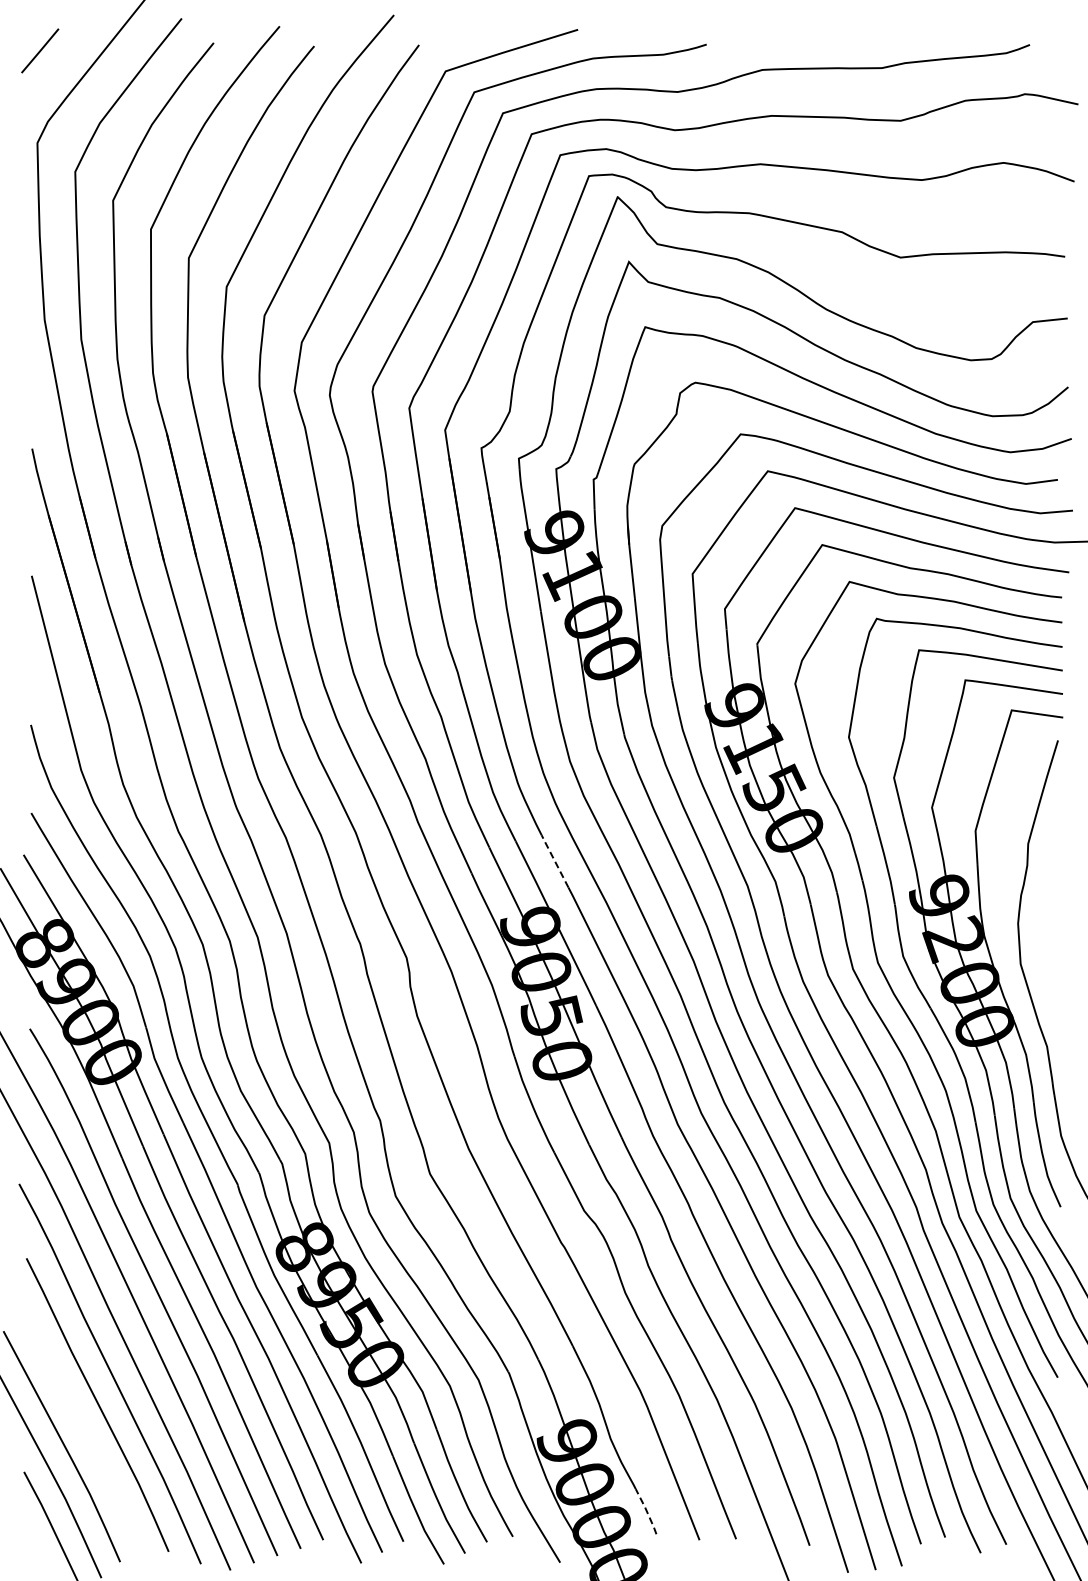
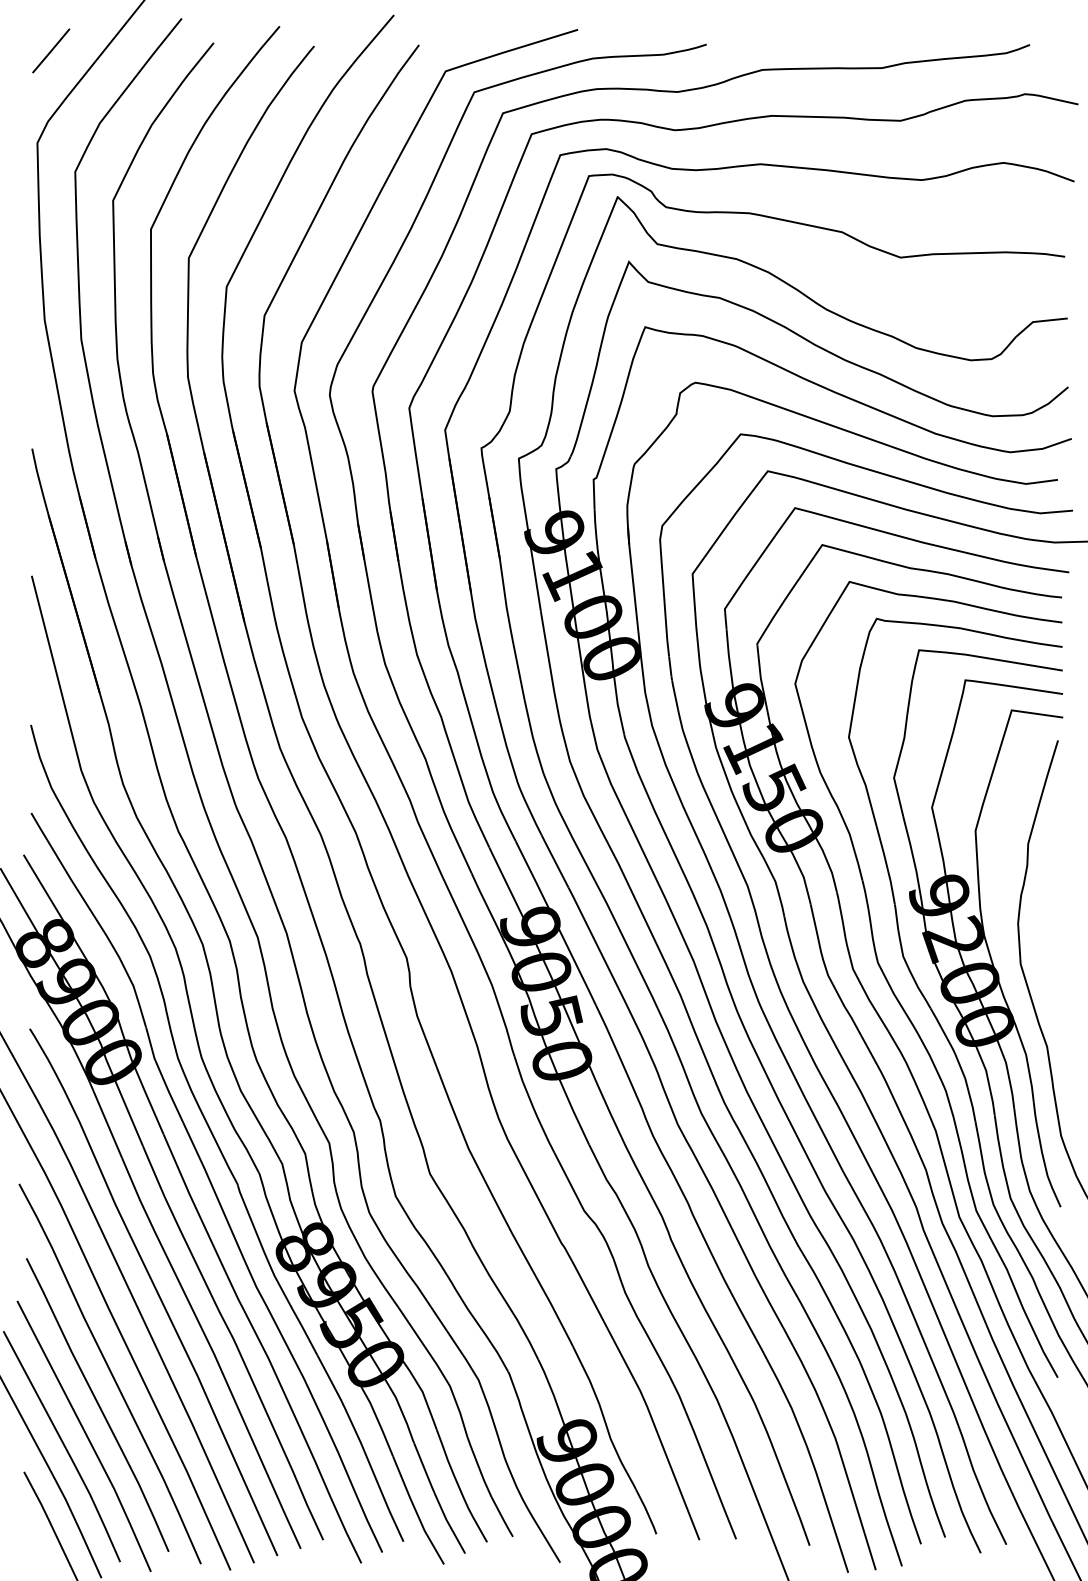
line position: (40, 50) -> (51, 50) (51, 50)
line: dashed -> solid (554, 860)
line: none -> present (85, 1435)
line: dashed -> solid (646, 1511)
